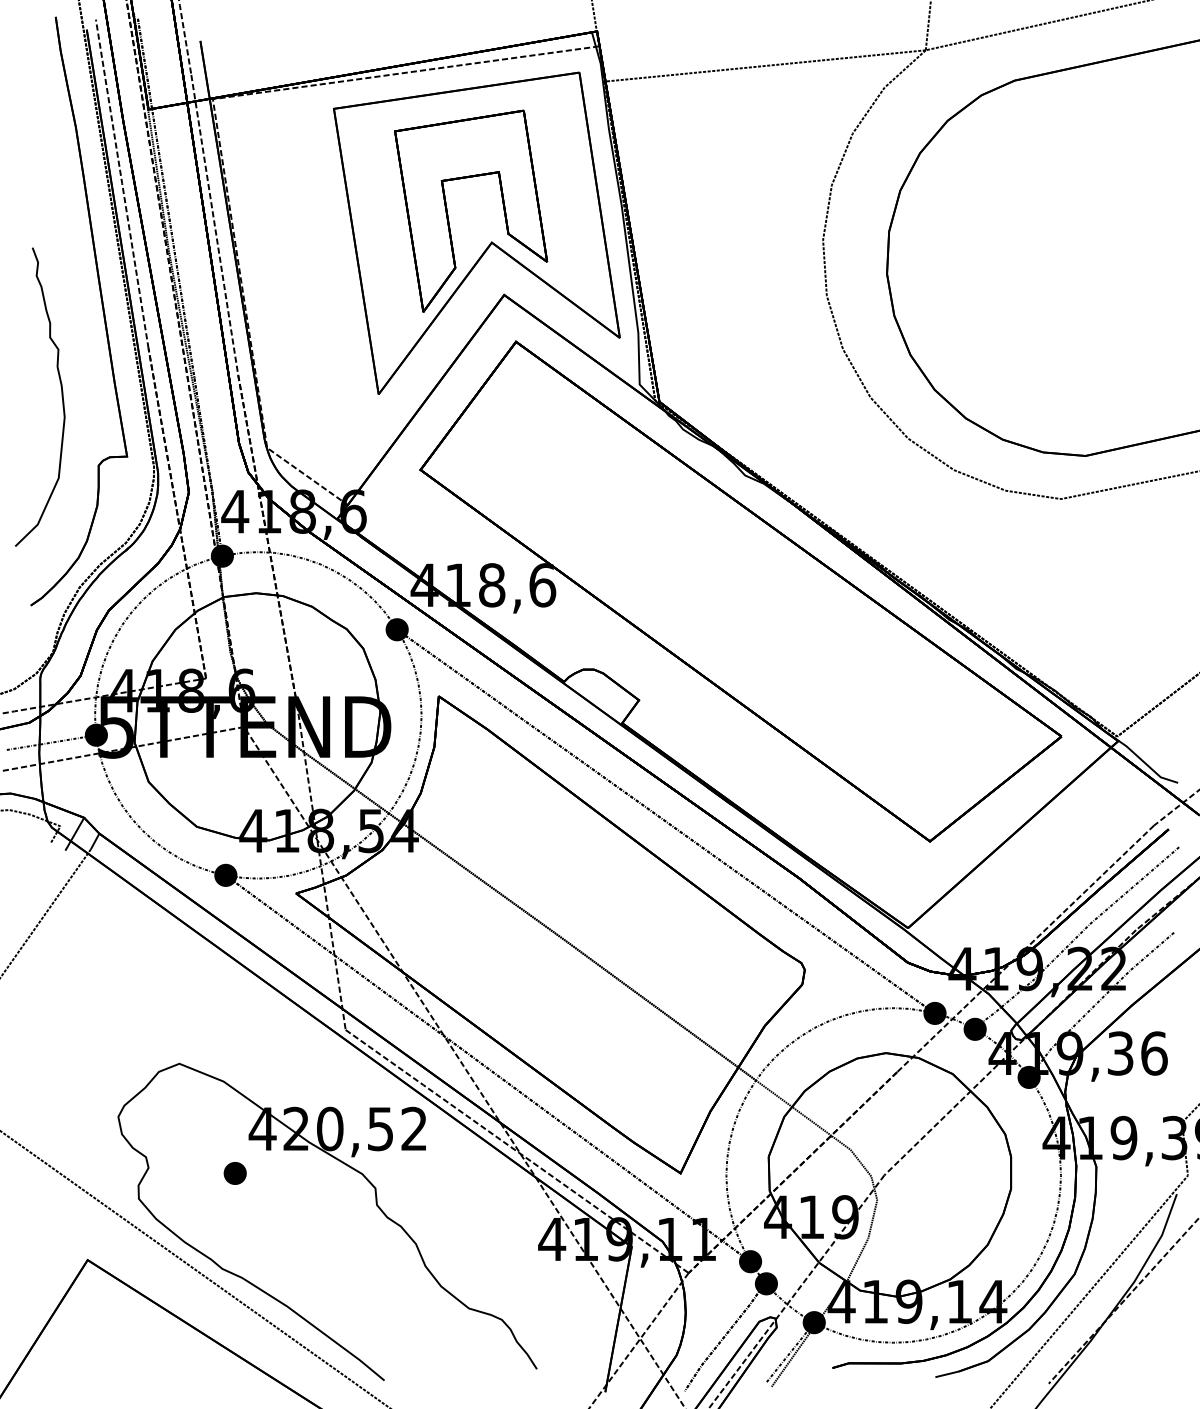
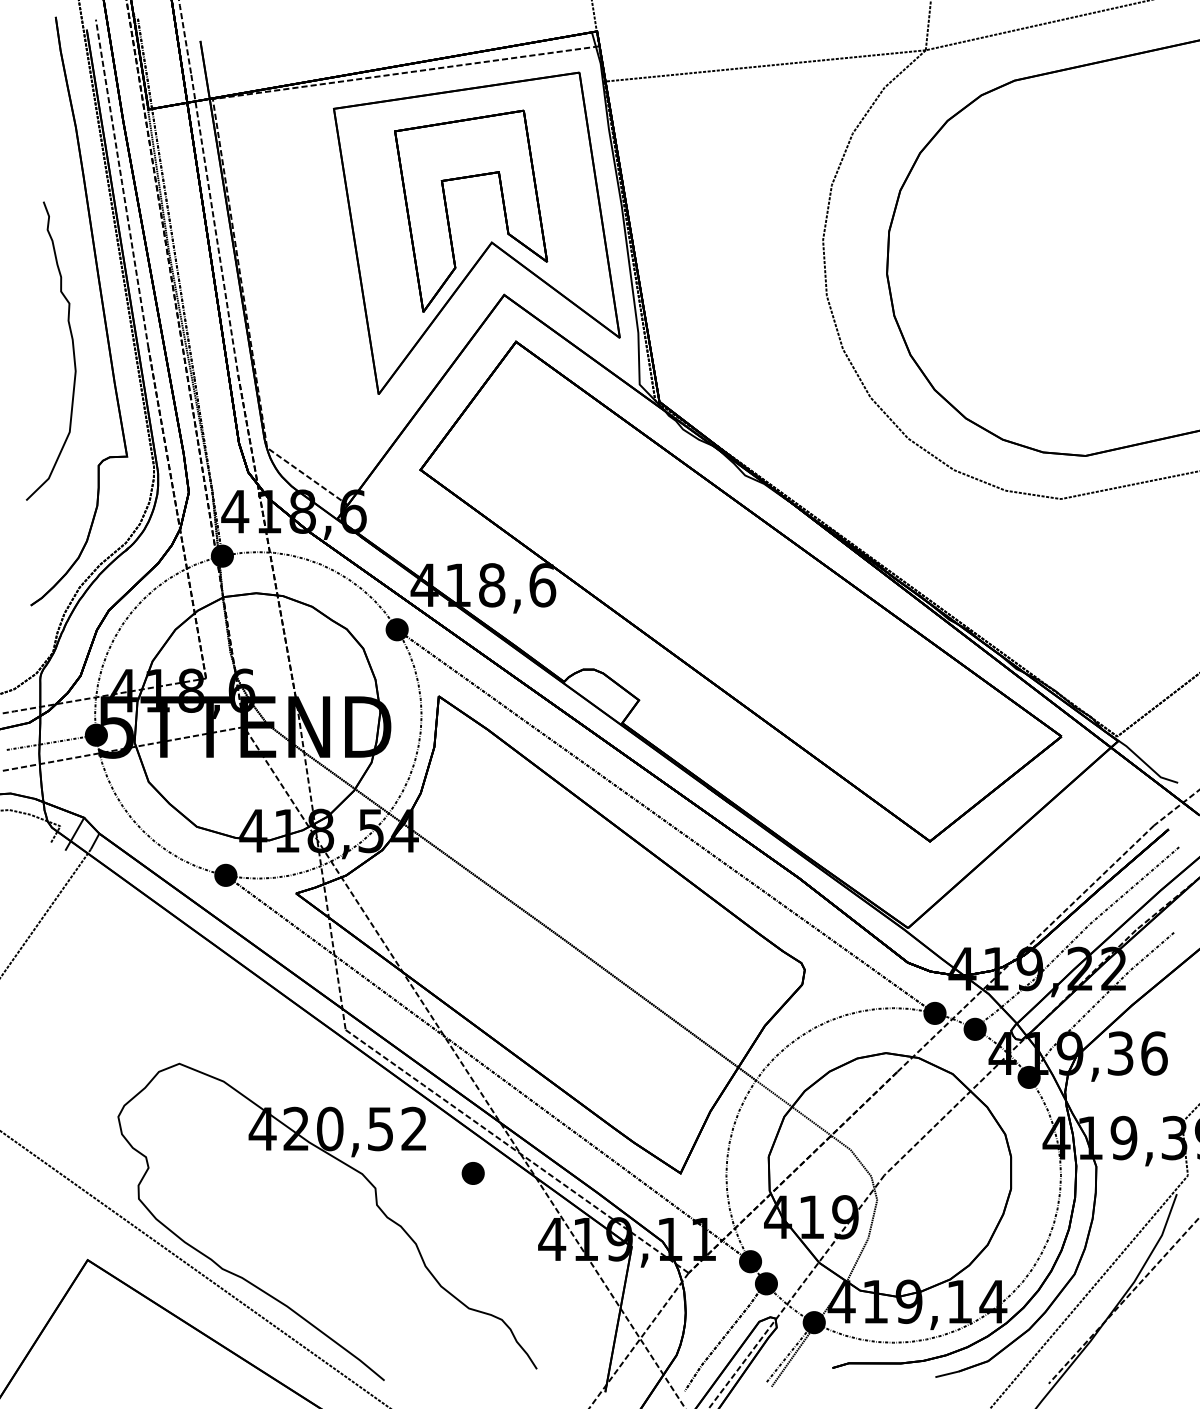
curve position: (61, 396) -> (72, 350) (72, 350)
part position: (234, 1173) -> (472, 1173) (472, 1173)
